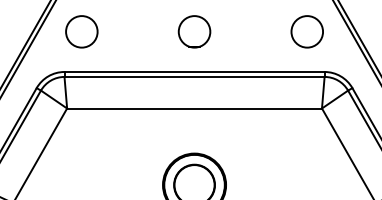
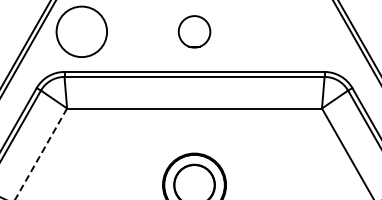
circle diameter: 32 px -> 50 px (81, 31)
circle: present -> none (306, 31)
line: solid -> dashed (40, 154)
